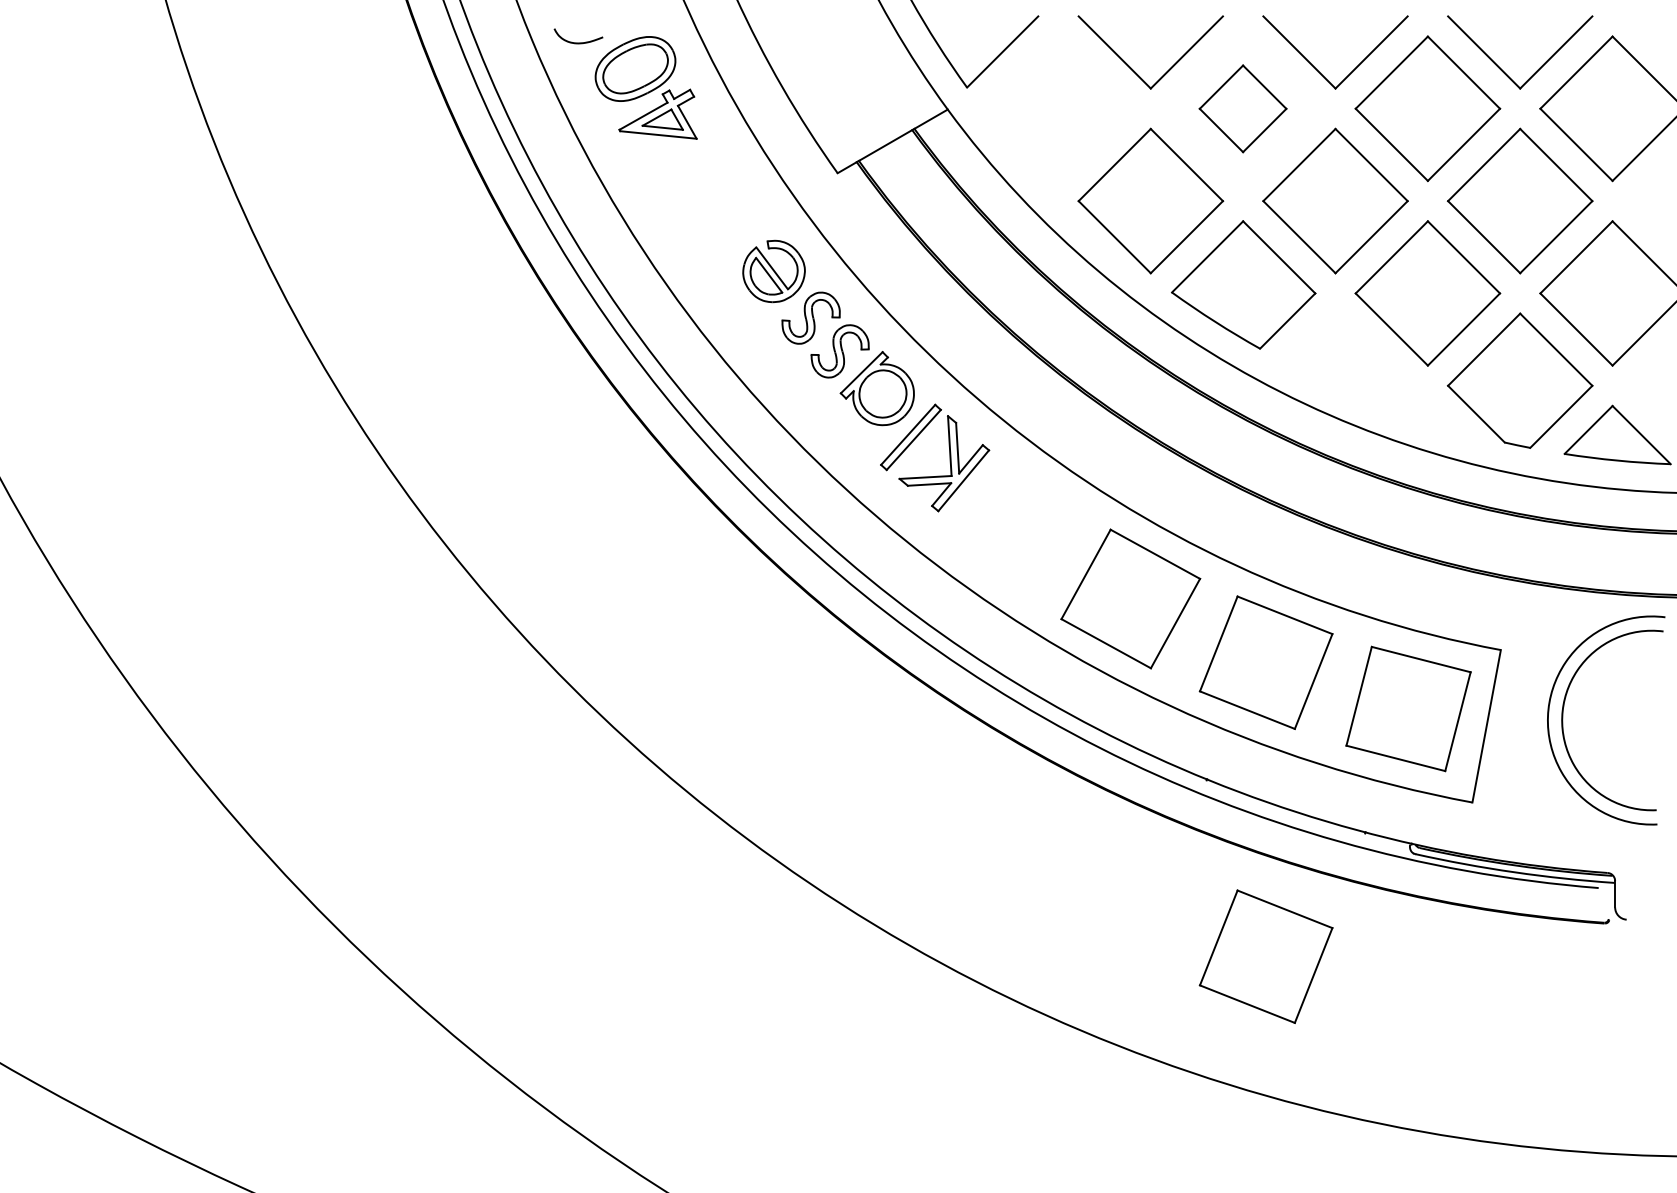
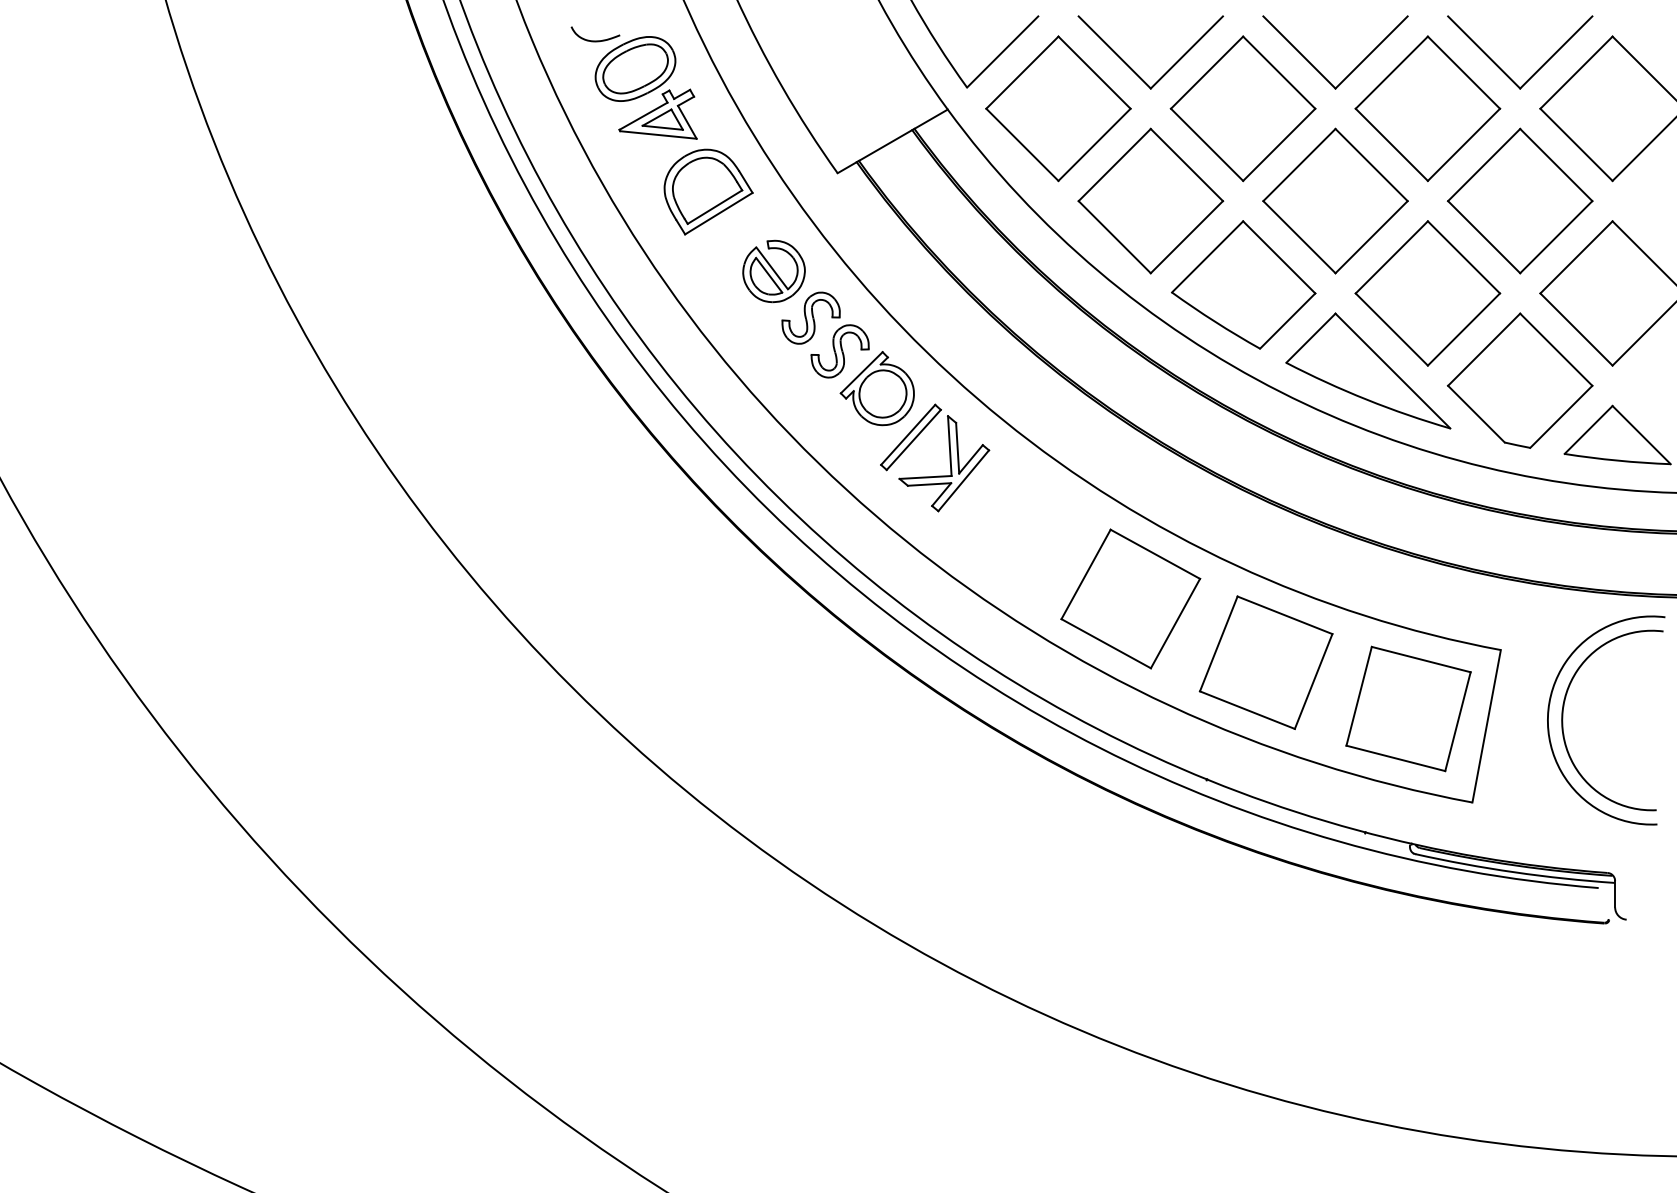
curve position: (578, 42) -> (595, 40) (595, 40)
part: none -> present (1058, 108)
part size: 90x90 px -> 148x148 px (1242, 108)
part: none -> present (708, 191)
part: none -> present (1368, 370)
part: present -> none (1265, 956)
